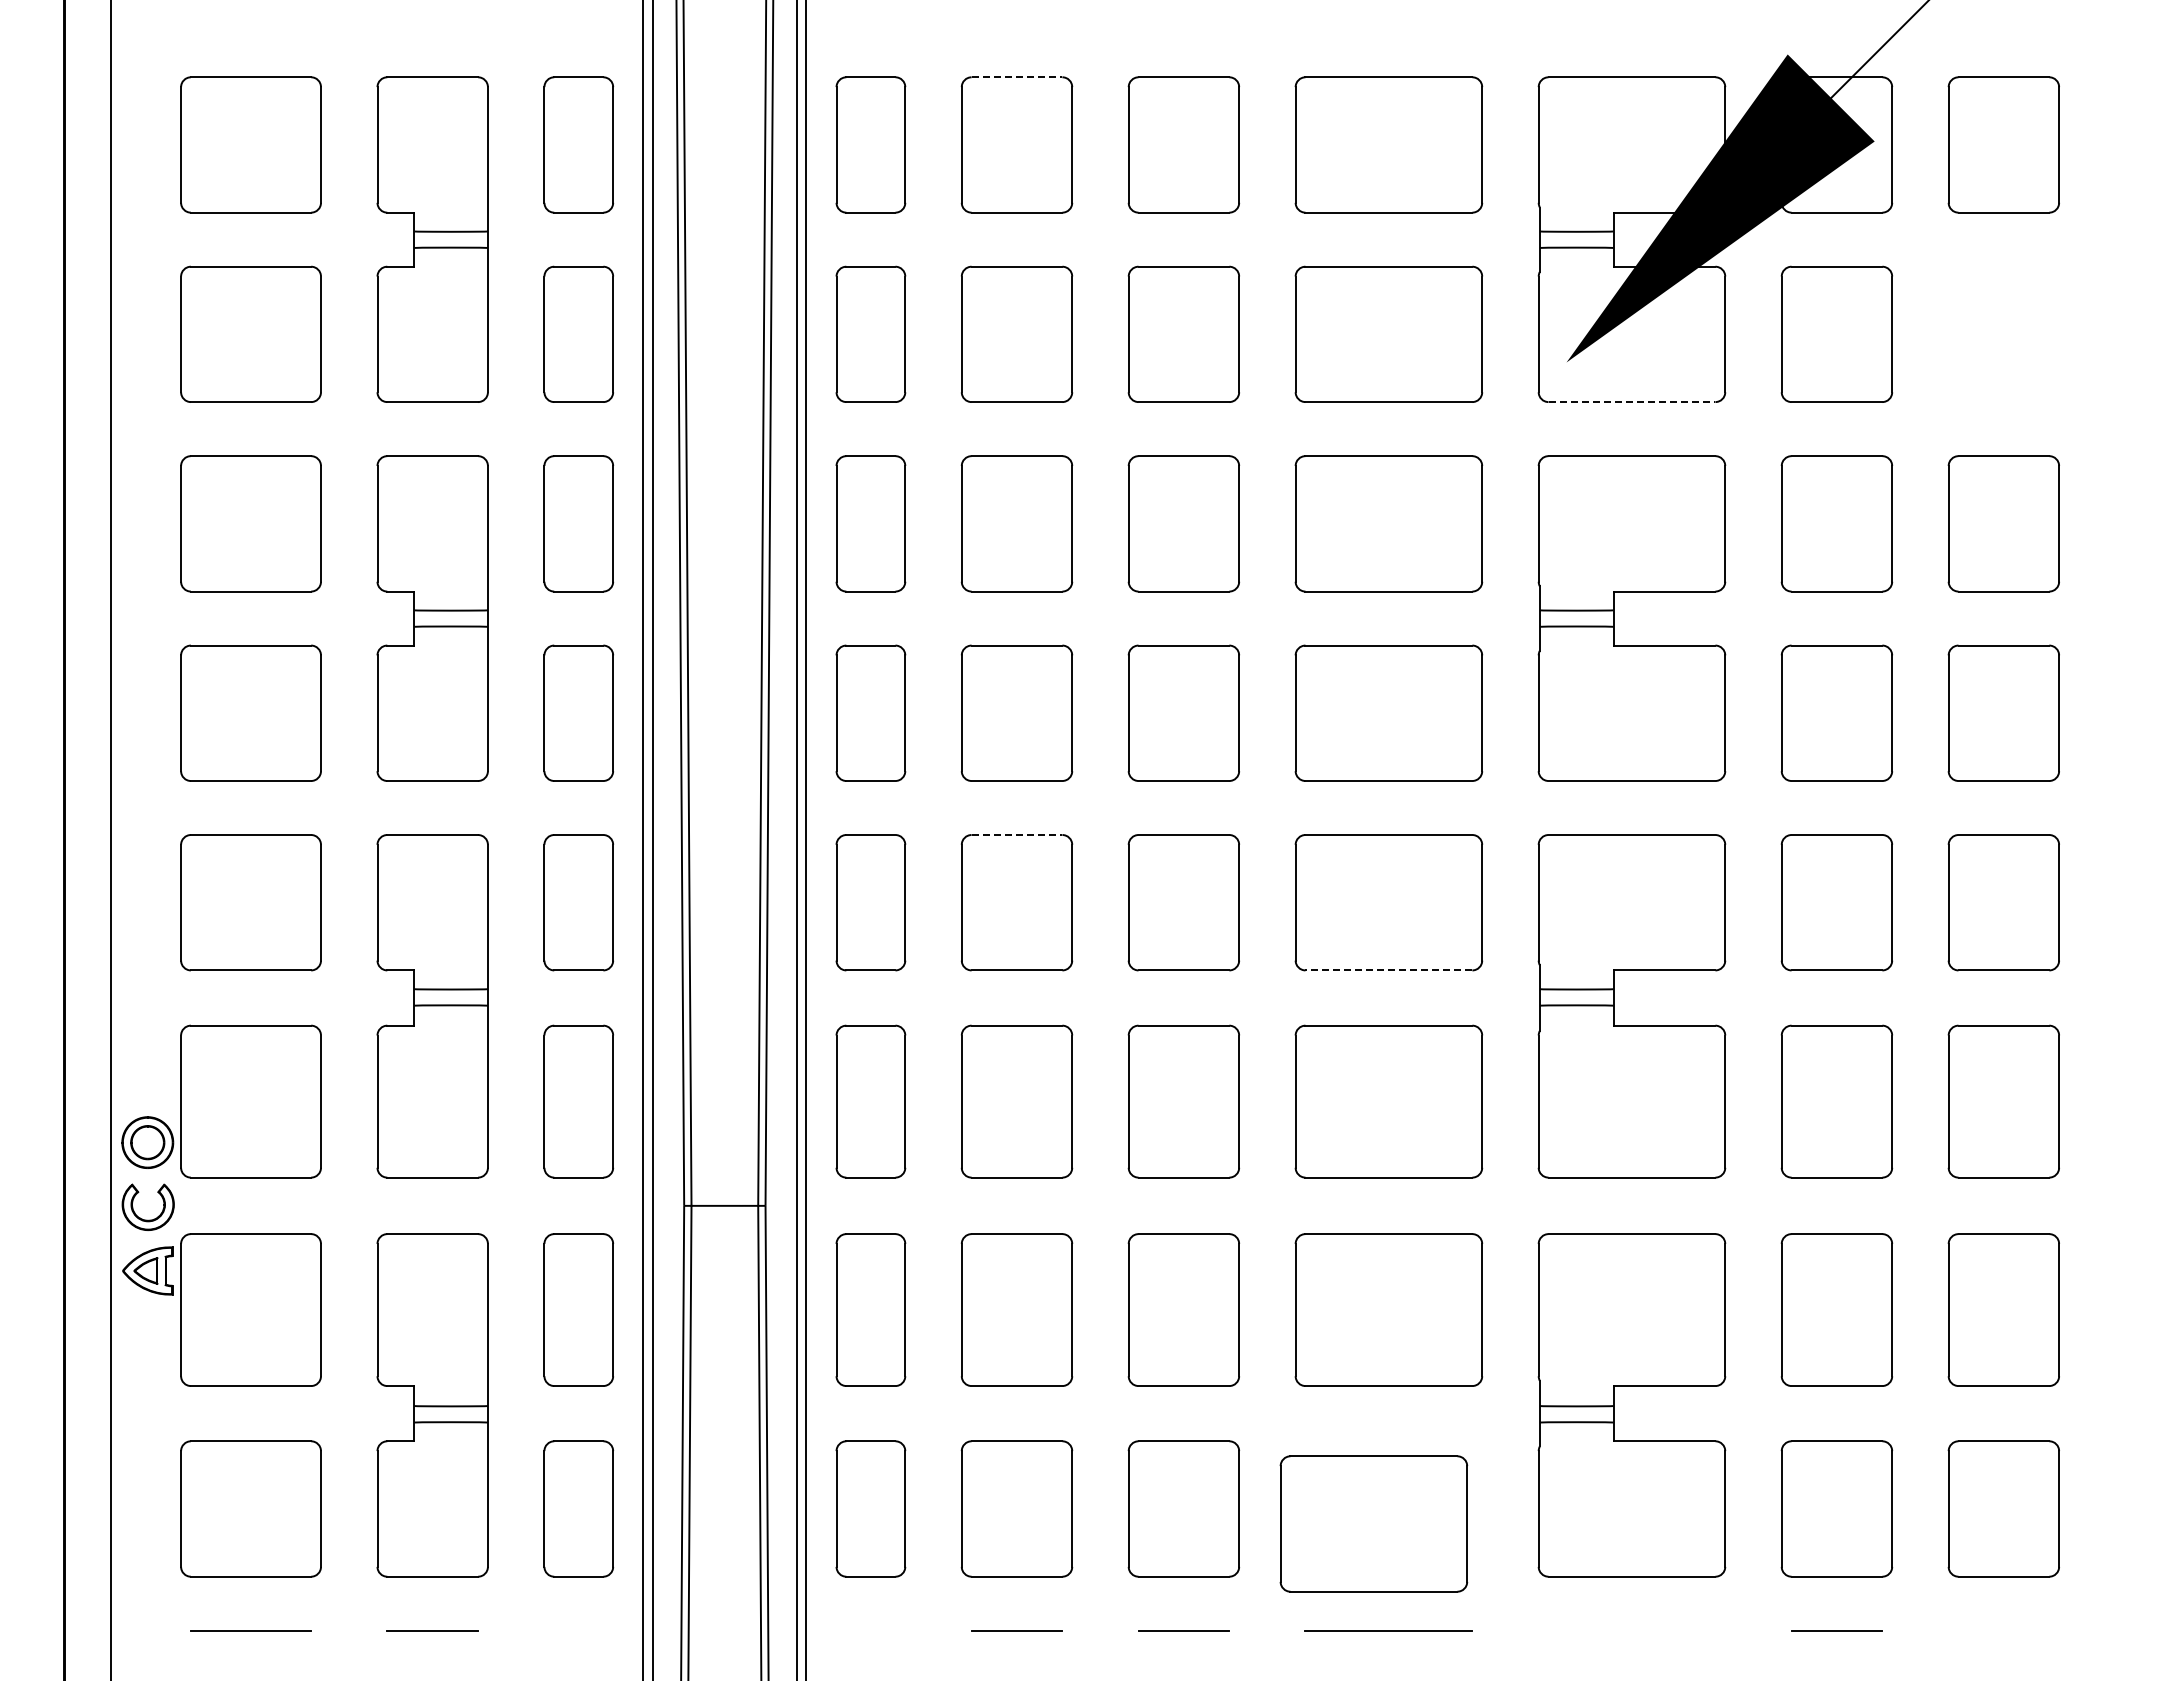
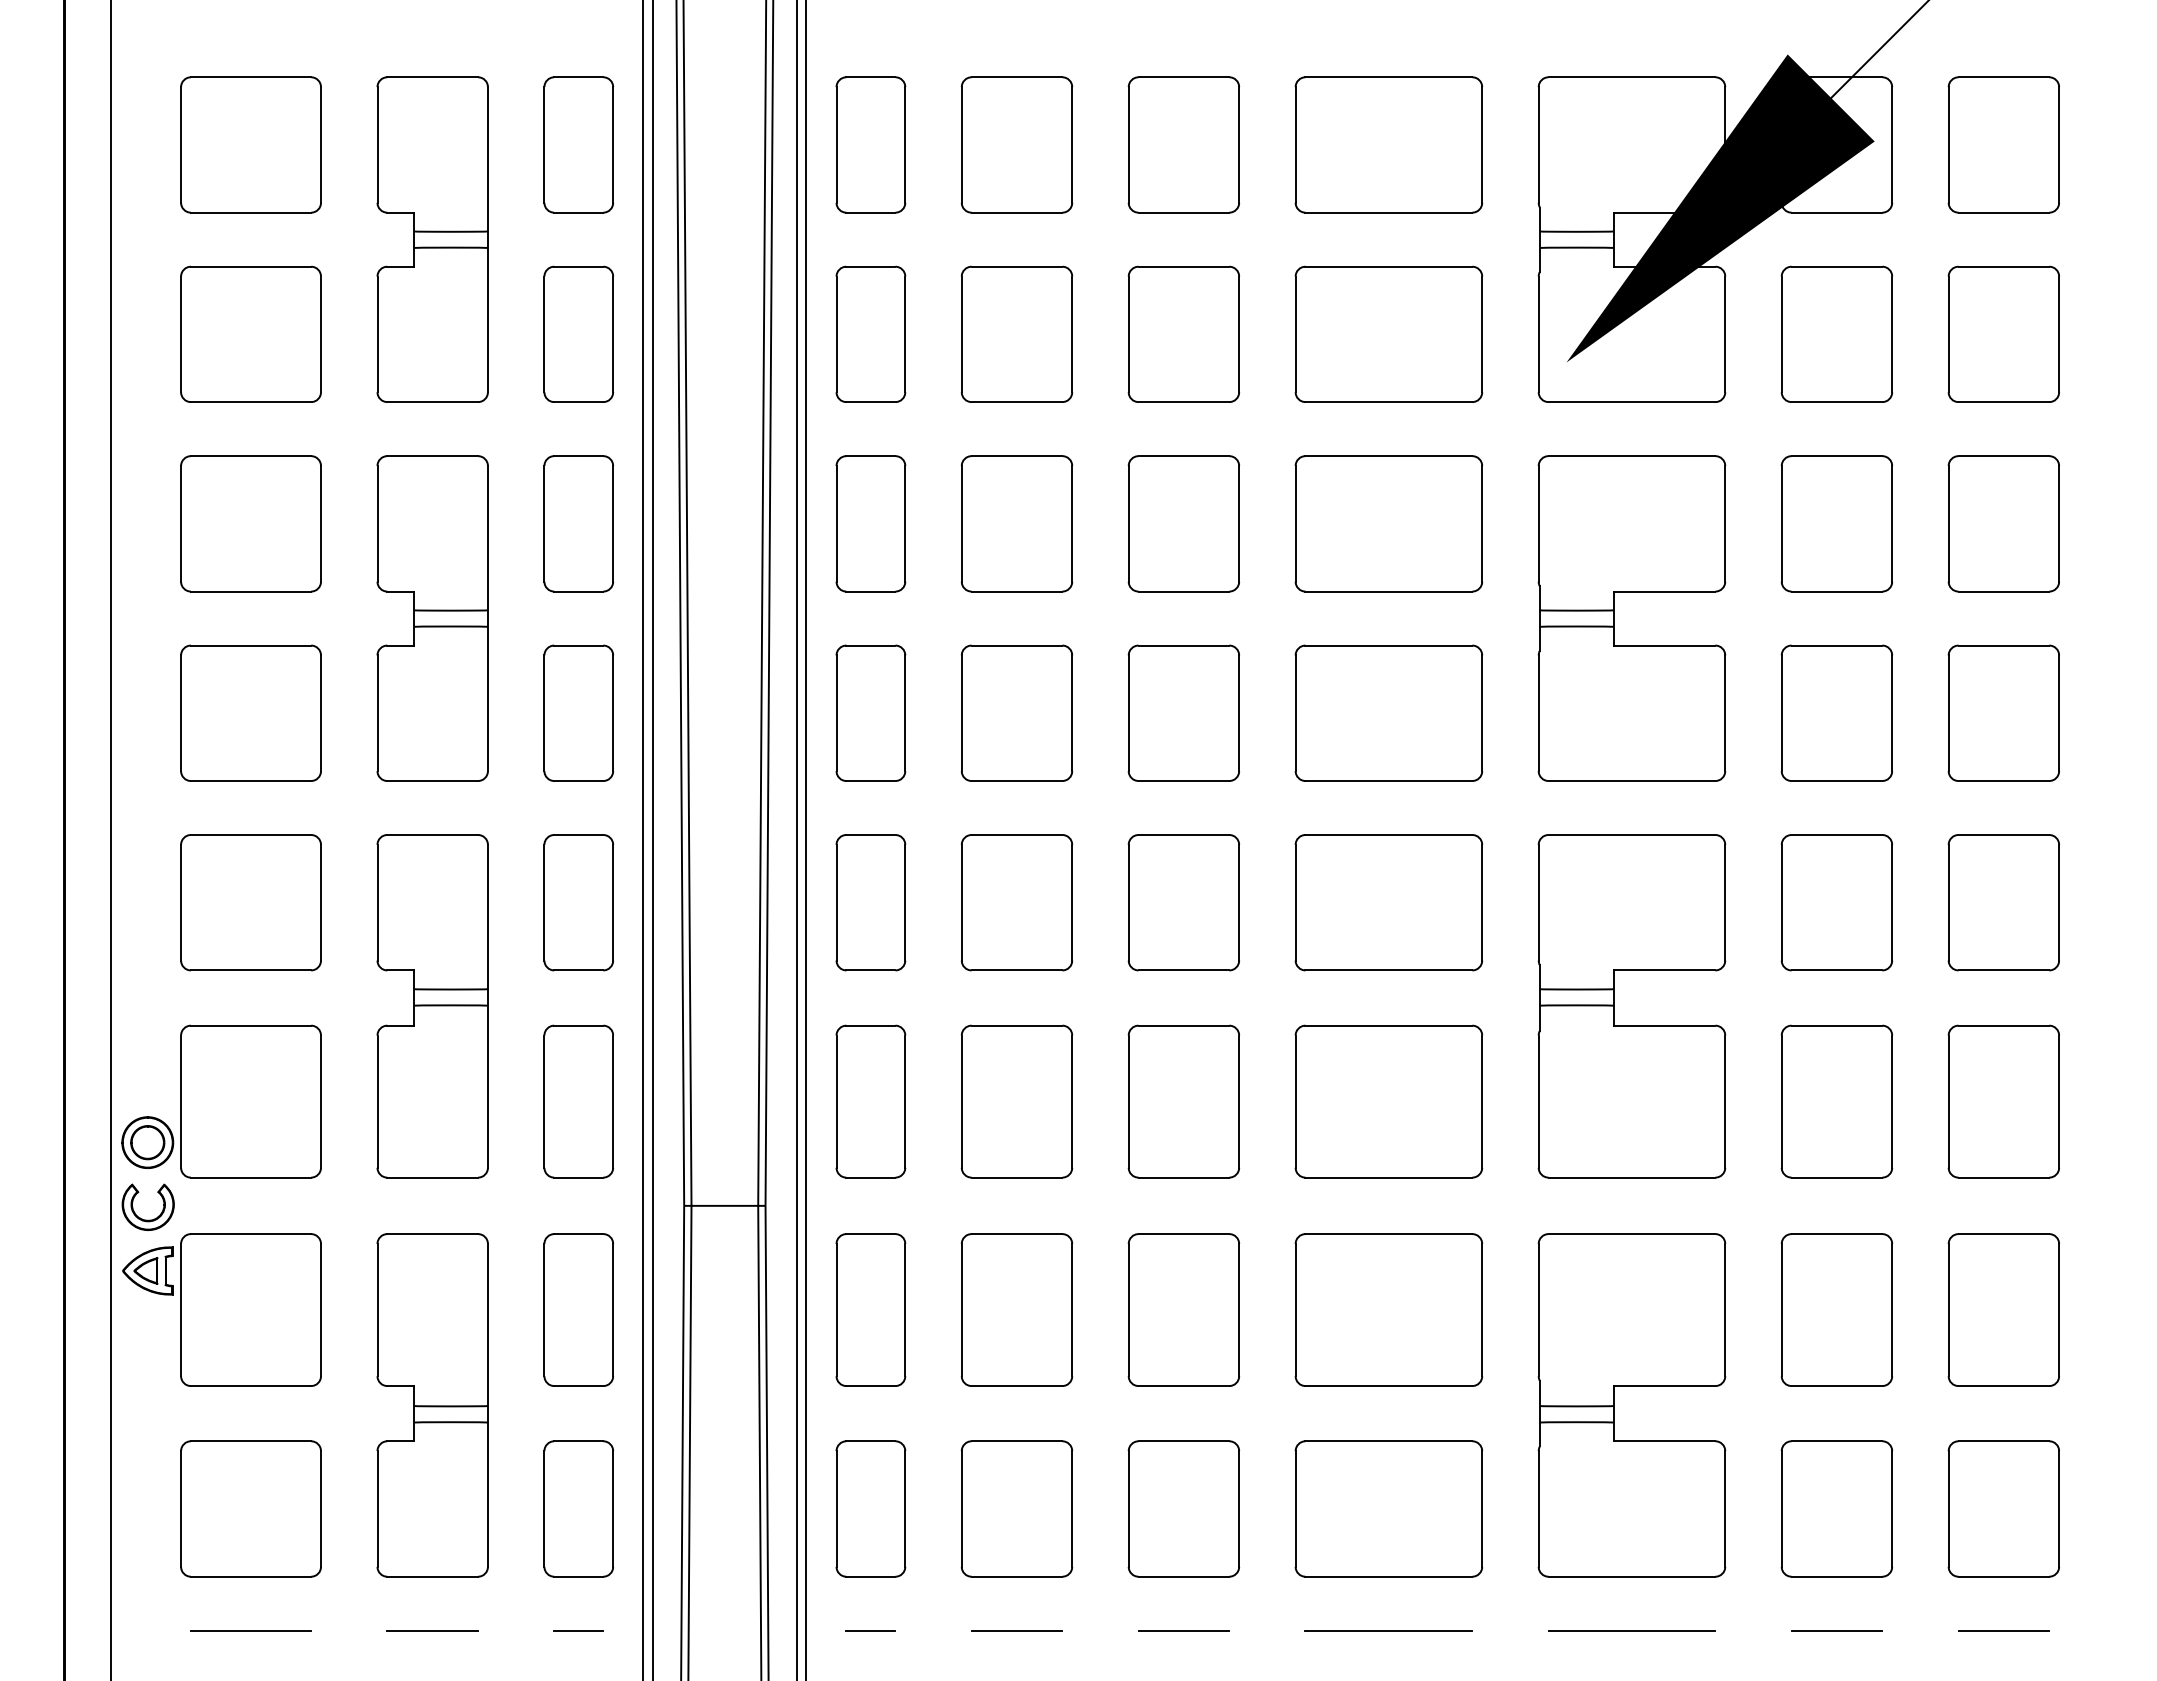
line: dashed -> solid (1017, 77)
part: none -> present (2003, 333)
line: dashed -> solid (1632, 402)
line: dashed -> solid (1017, 835)
line: dashed -> solid (1388, 970)
part position: (1373, 1523) -> (1388, 1508) (1388, 1508)
line: none -> present (578, 1630)
line: none -> present (870, 1630)
line: none -> present (1631, 1630)
line: none -> present (2003, 1630)
